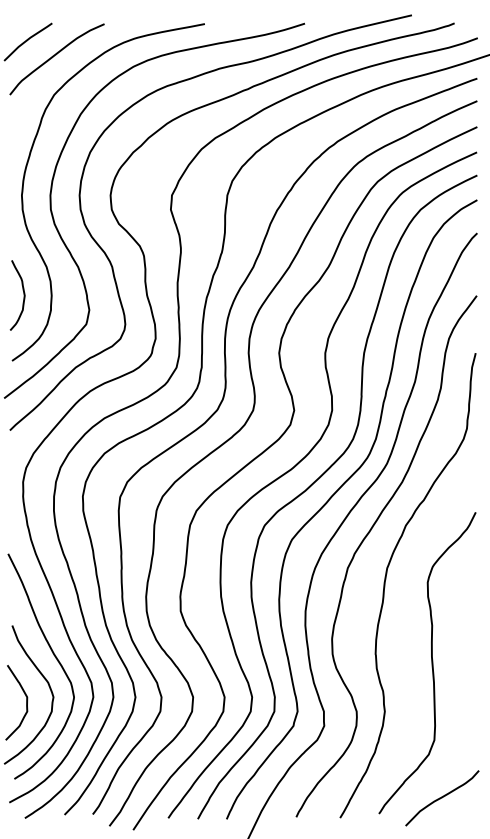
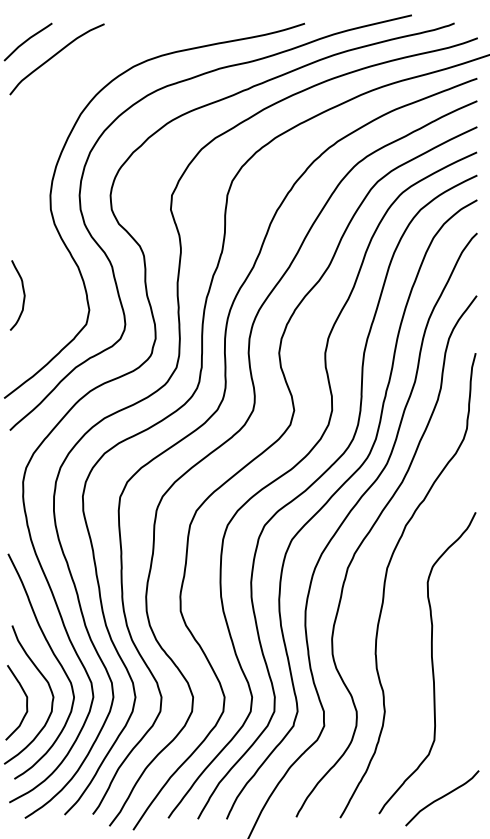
curve: present -> none (25, 176)
